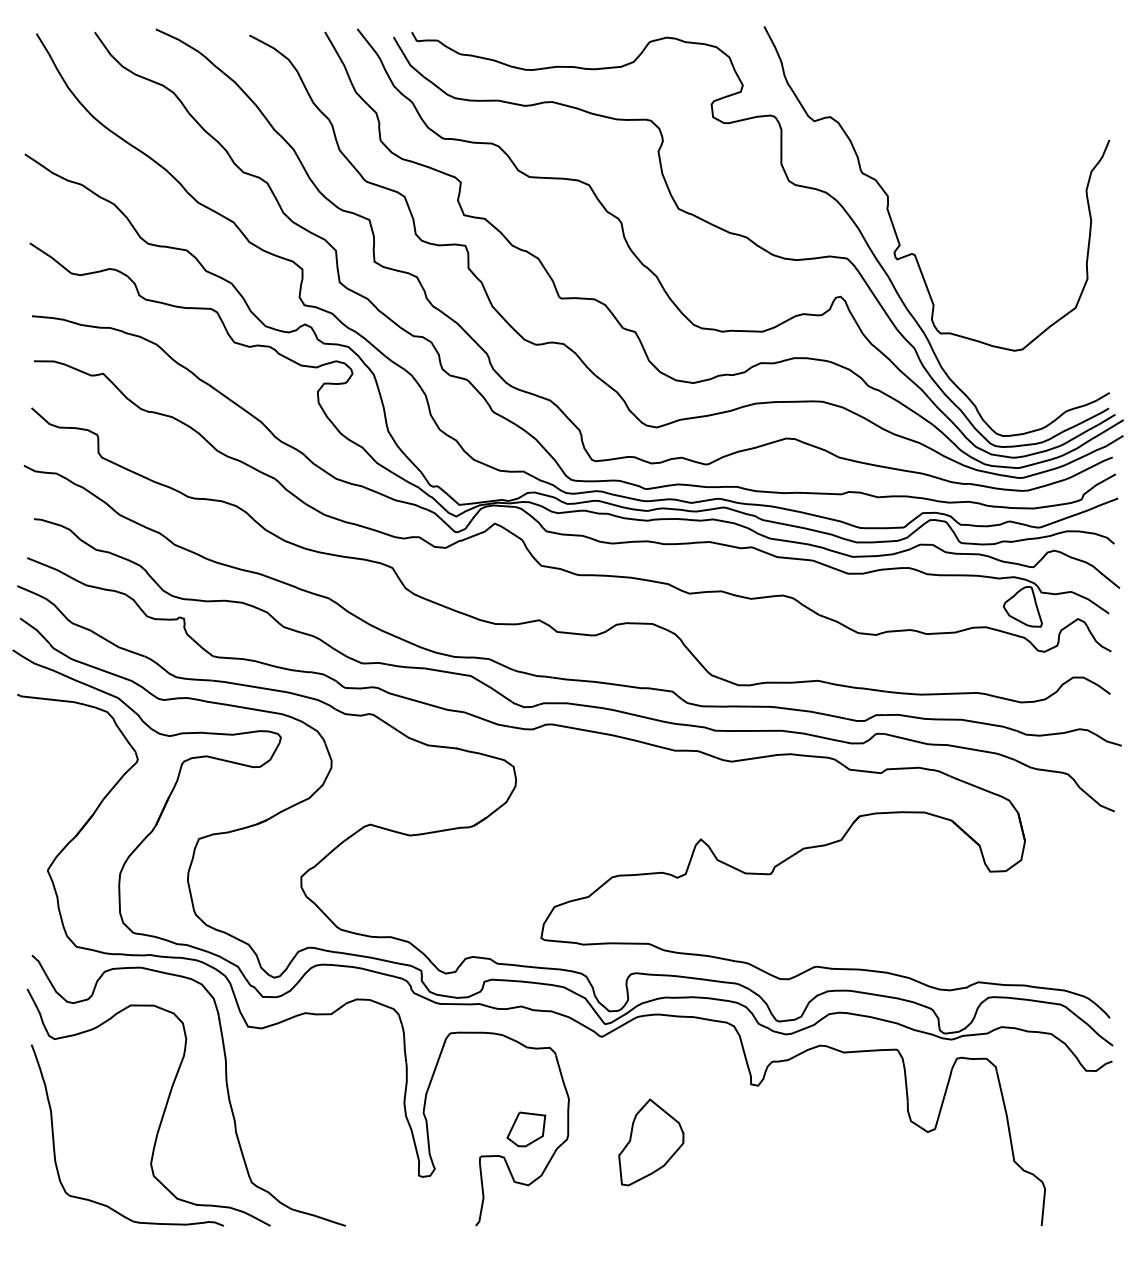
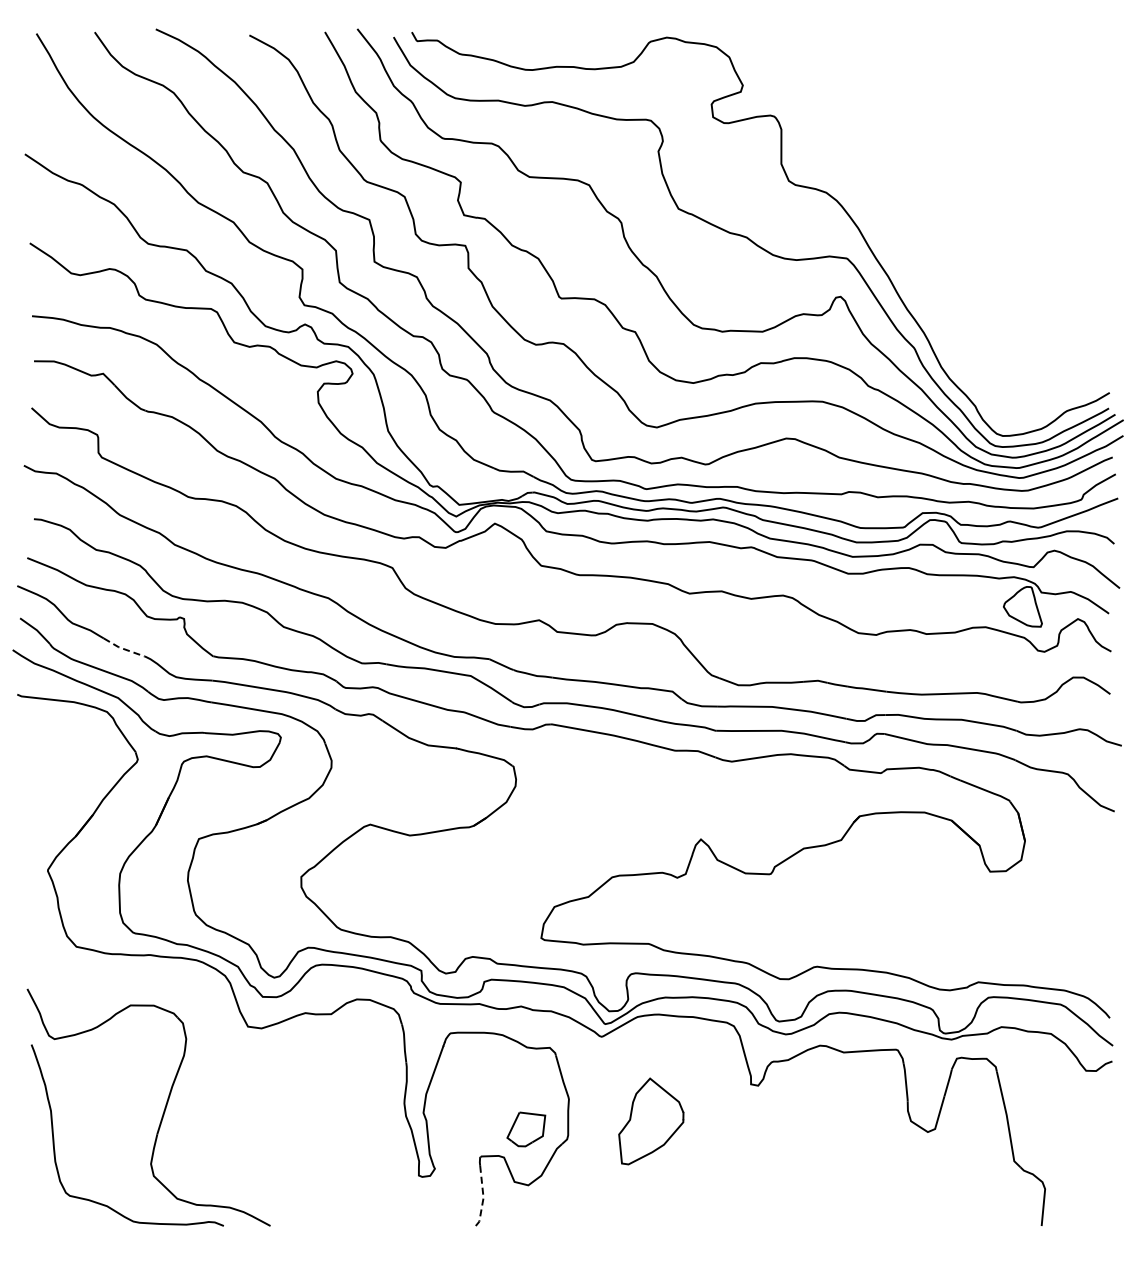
curve: present -> none (888, 195)
line: solid -> dashed (123, 648)
part: present -> none (225, 1083)
part position: (651, 1142) -> (651, 1121) (651, 1121)
line: solid -> dashed (483, 1197)
